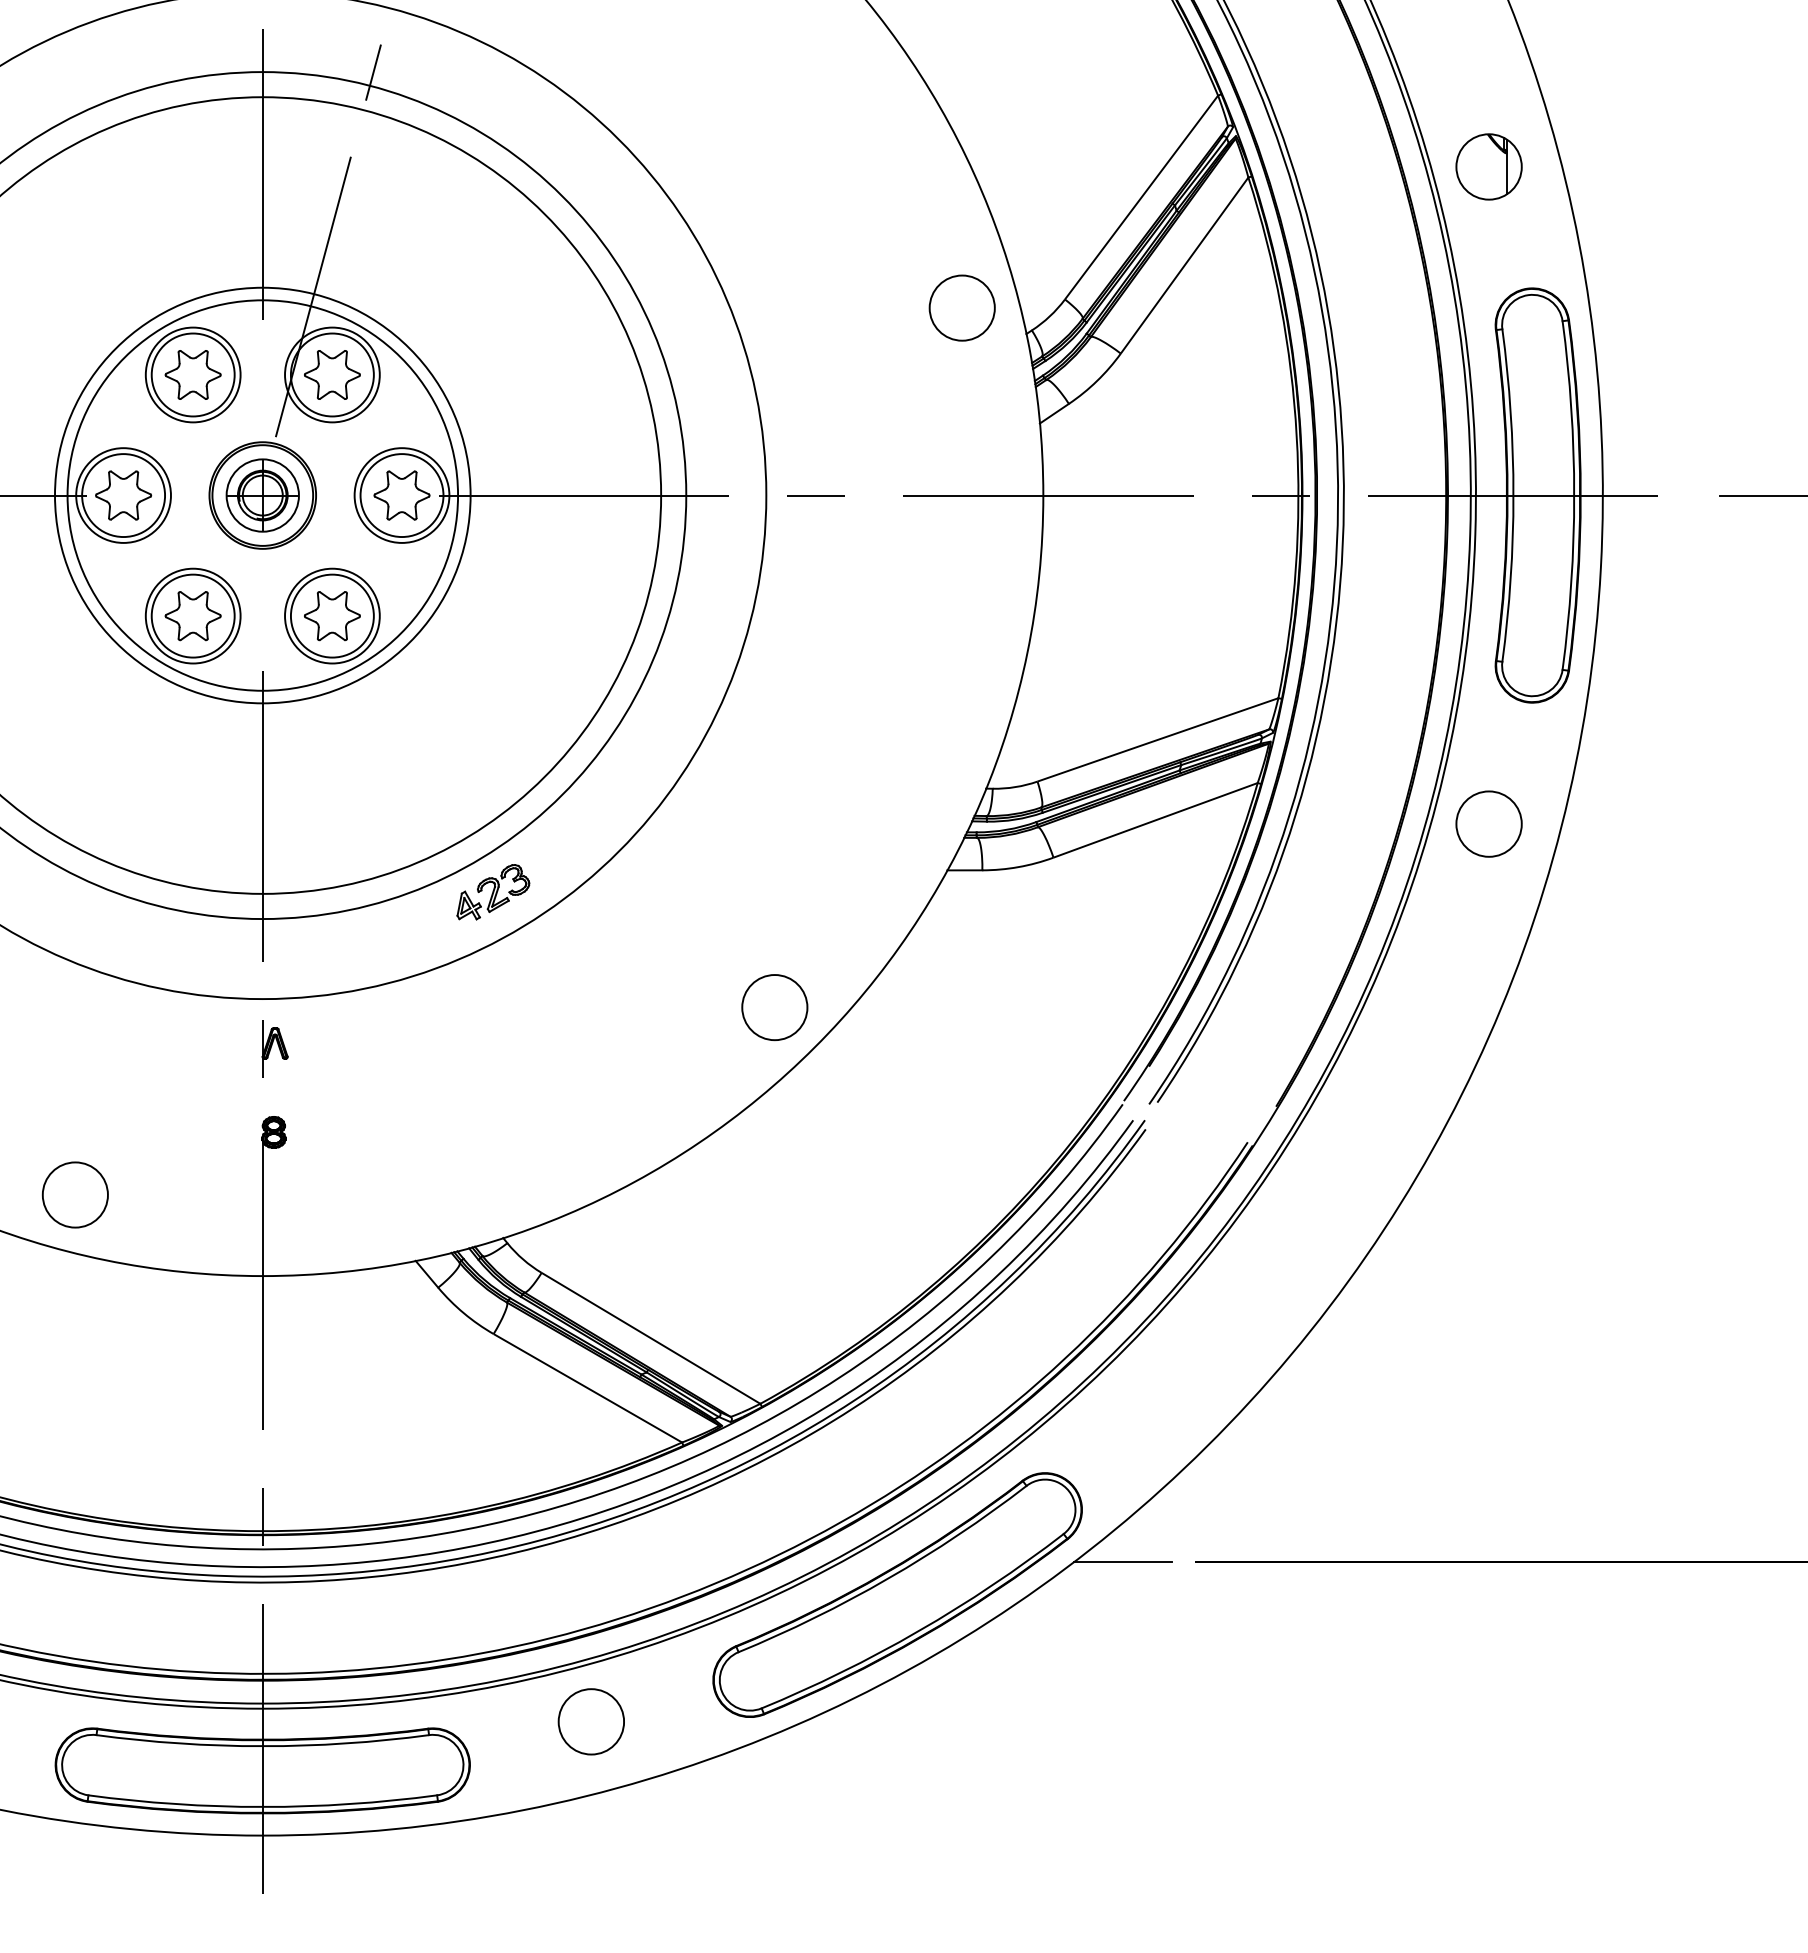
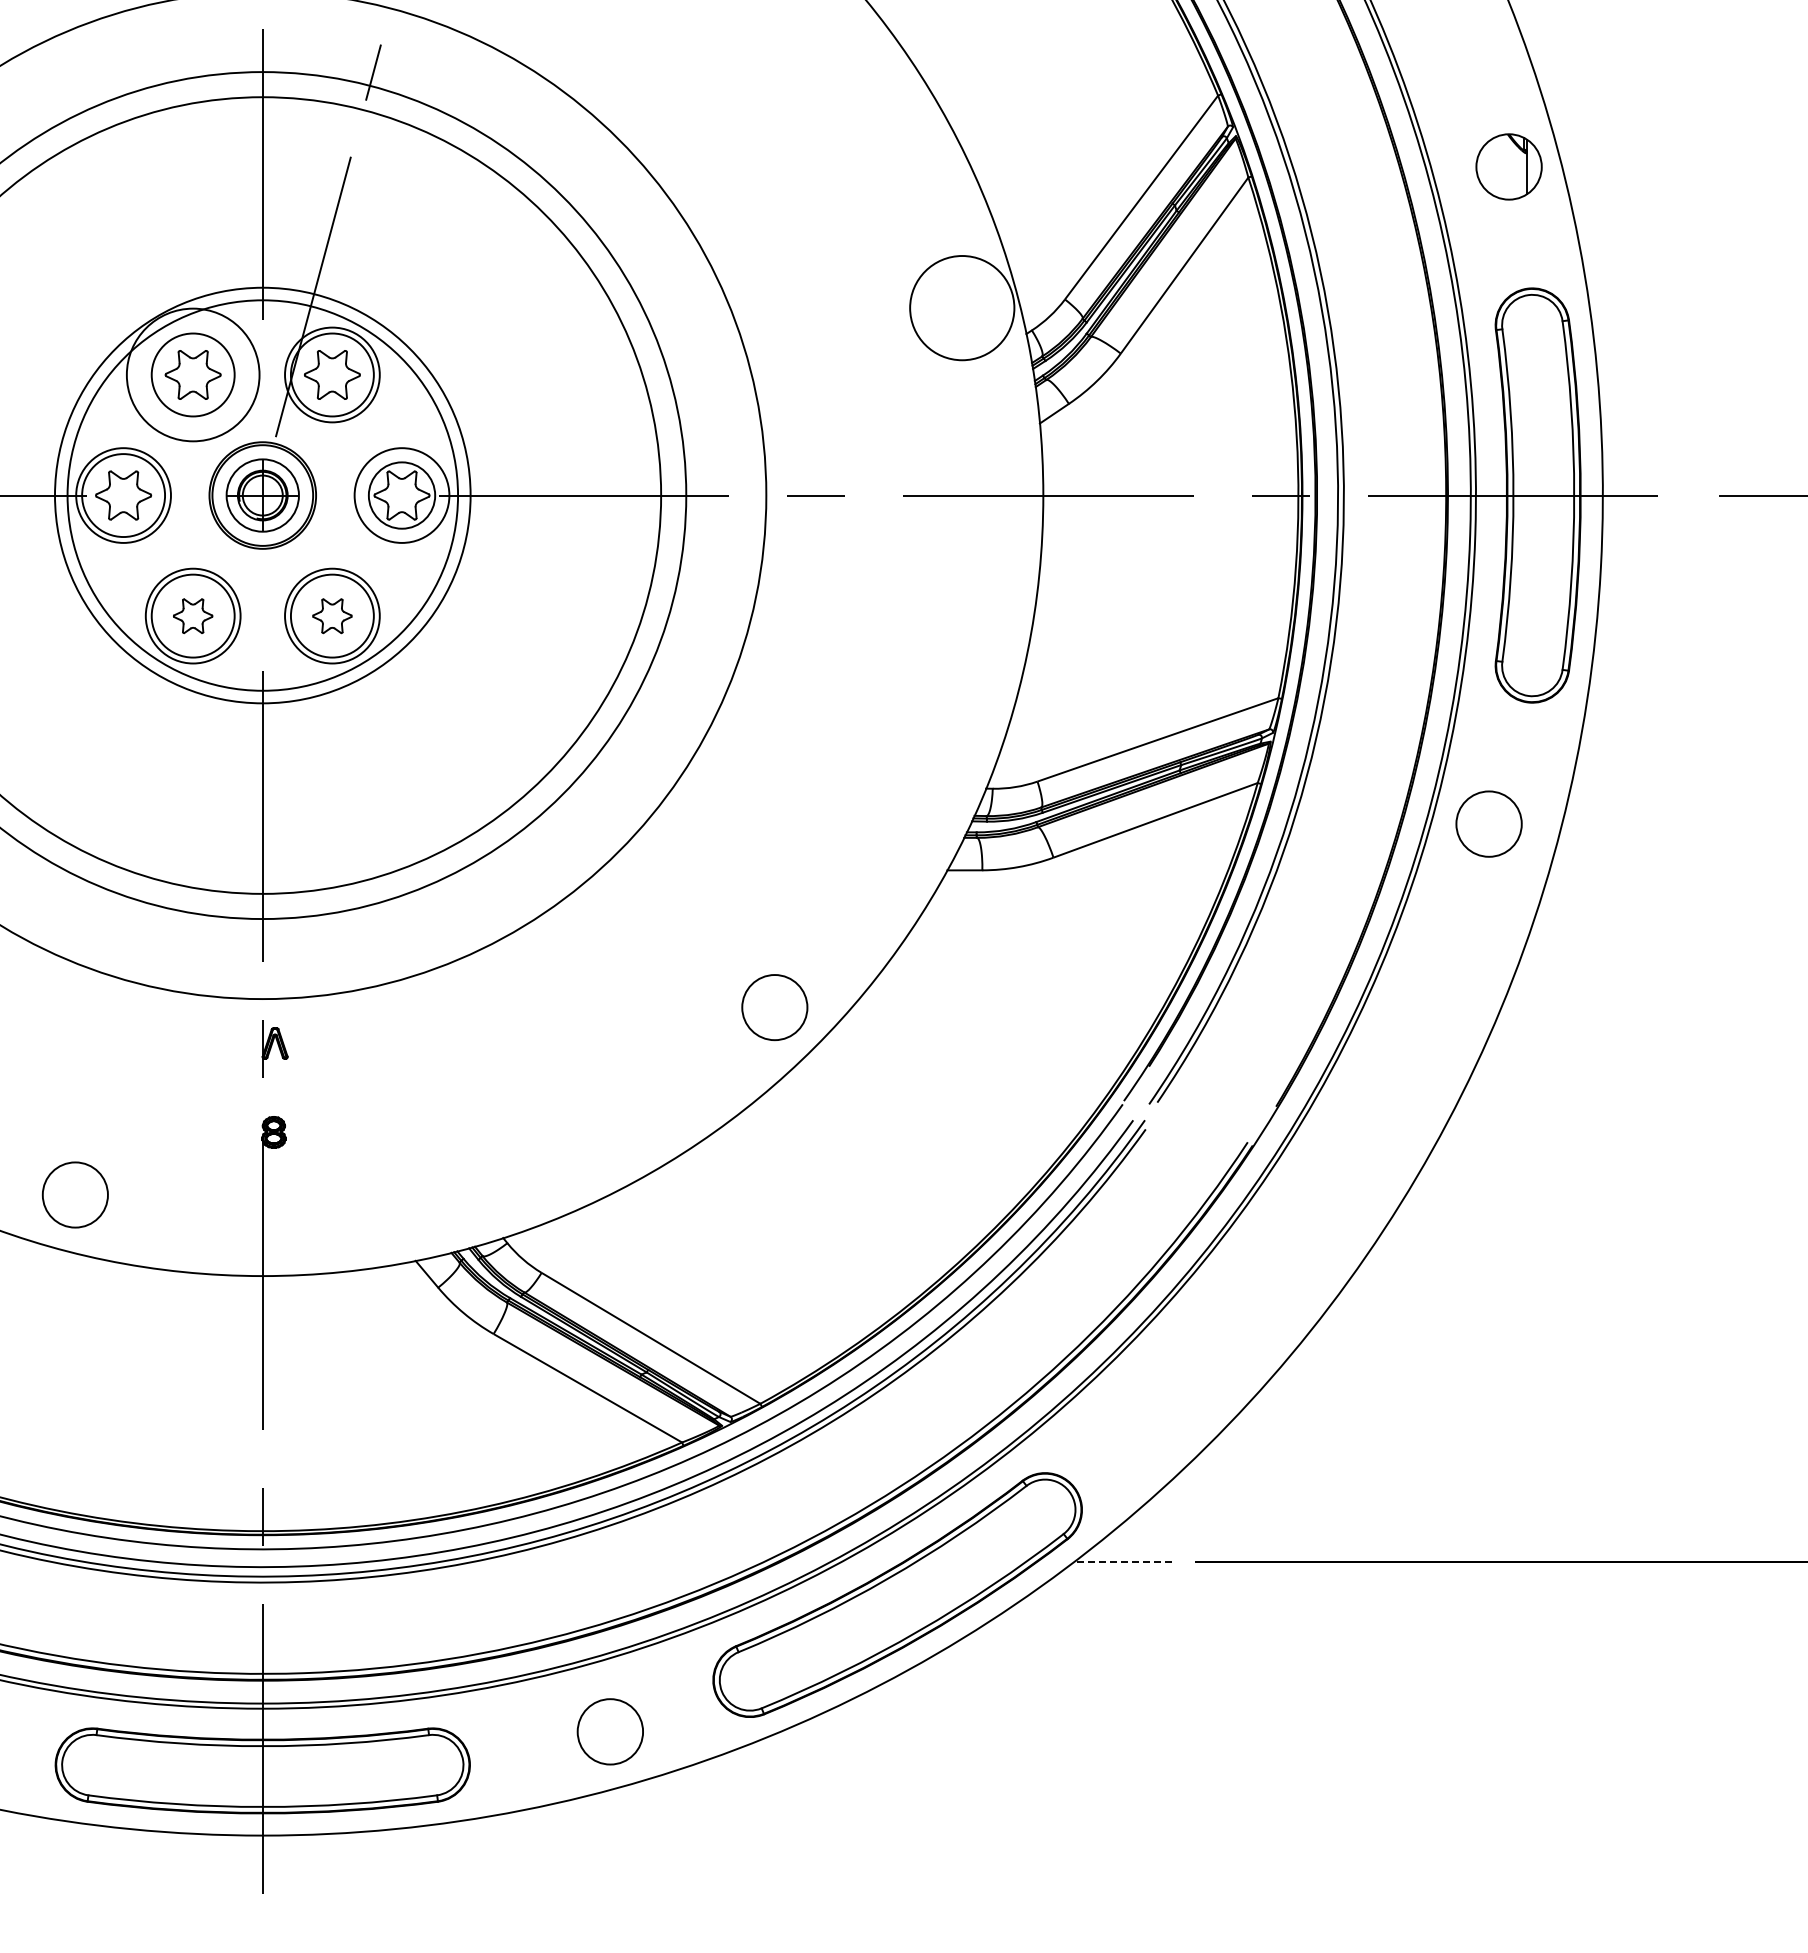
part position: (1488, 166) -> (1508, 166) (1508, 166)
circle diameter: 65 px -> 104 px (962, 308)
circle diameter: 95 px -> 133 px (192, 374)
circle diameter: 83 px -> 66 px (401, 495)
part size: 58x51 px -> 41x36 px (193, 615)
part size: 57x51 px -> 41x37 px (332, 616)
part: present -> none (493, 892)
line: solid -> dashed (1122, 1561)
circle position: (590, 1721) -> (609, 1731) (609, 1731)
